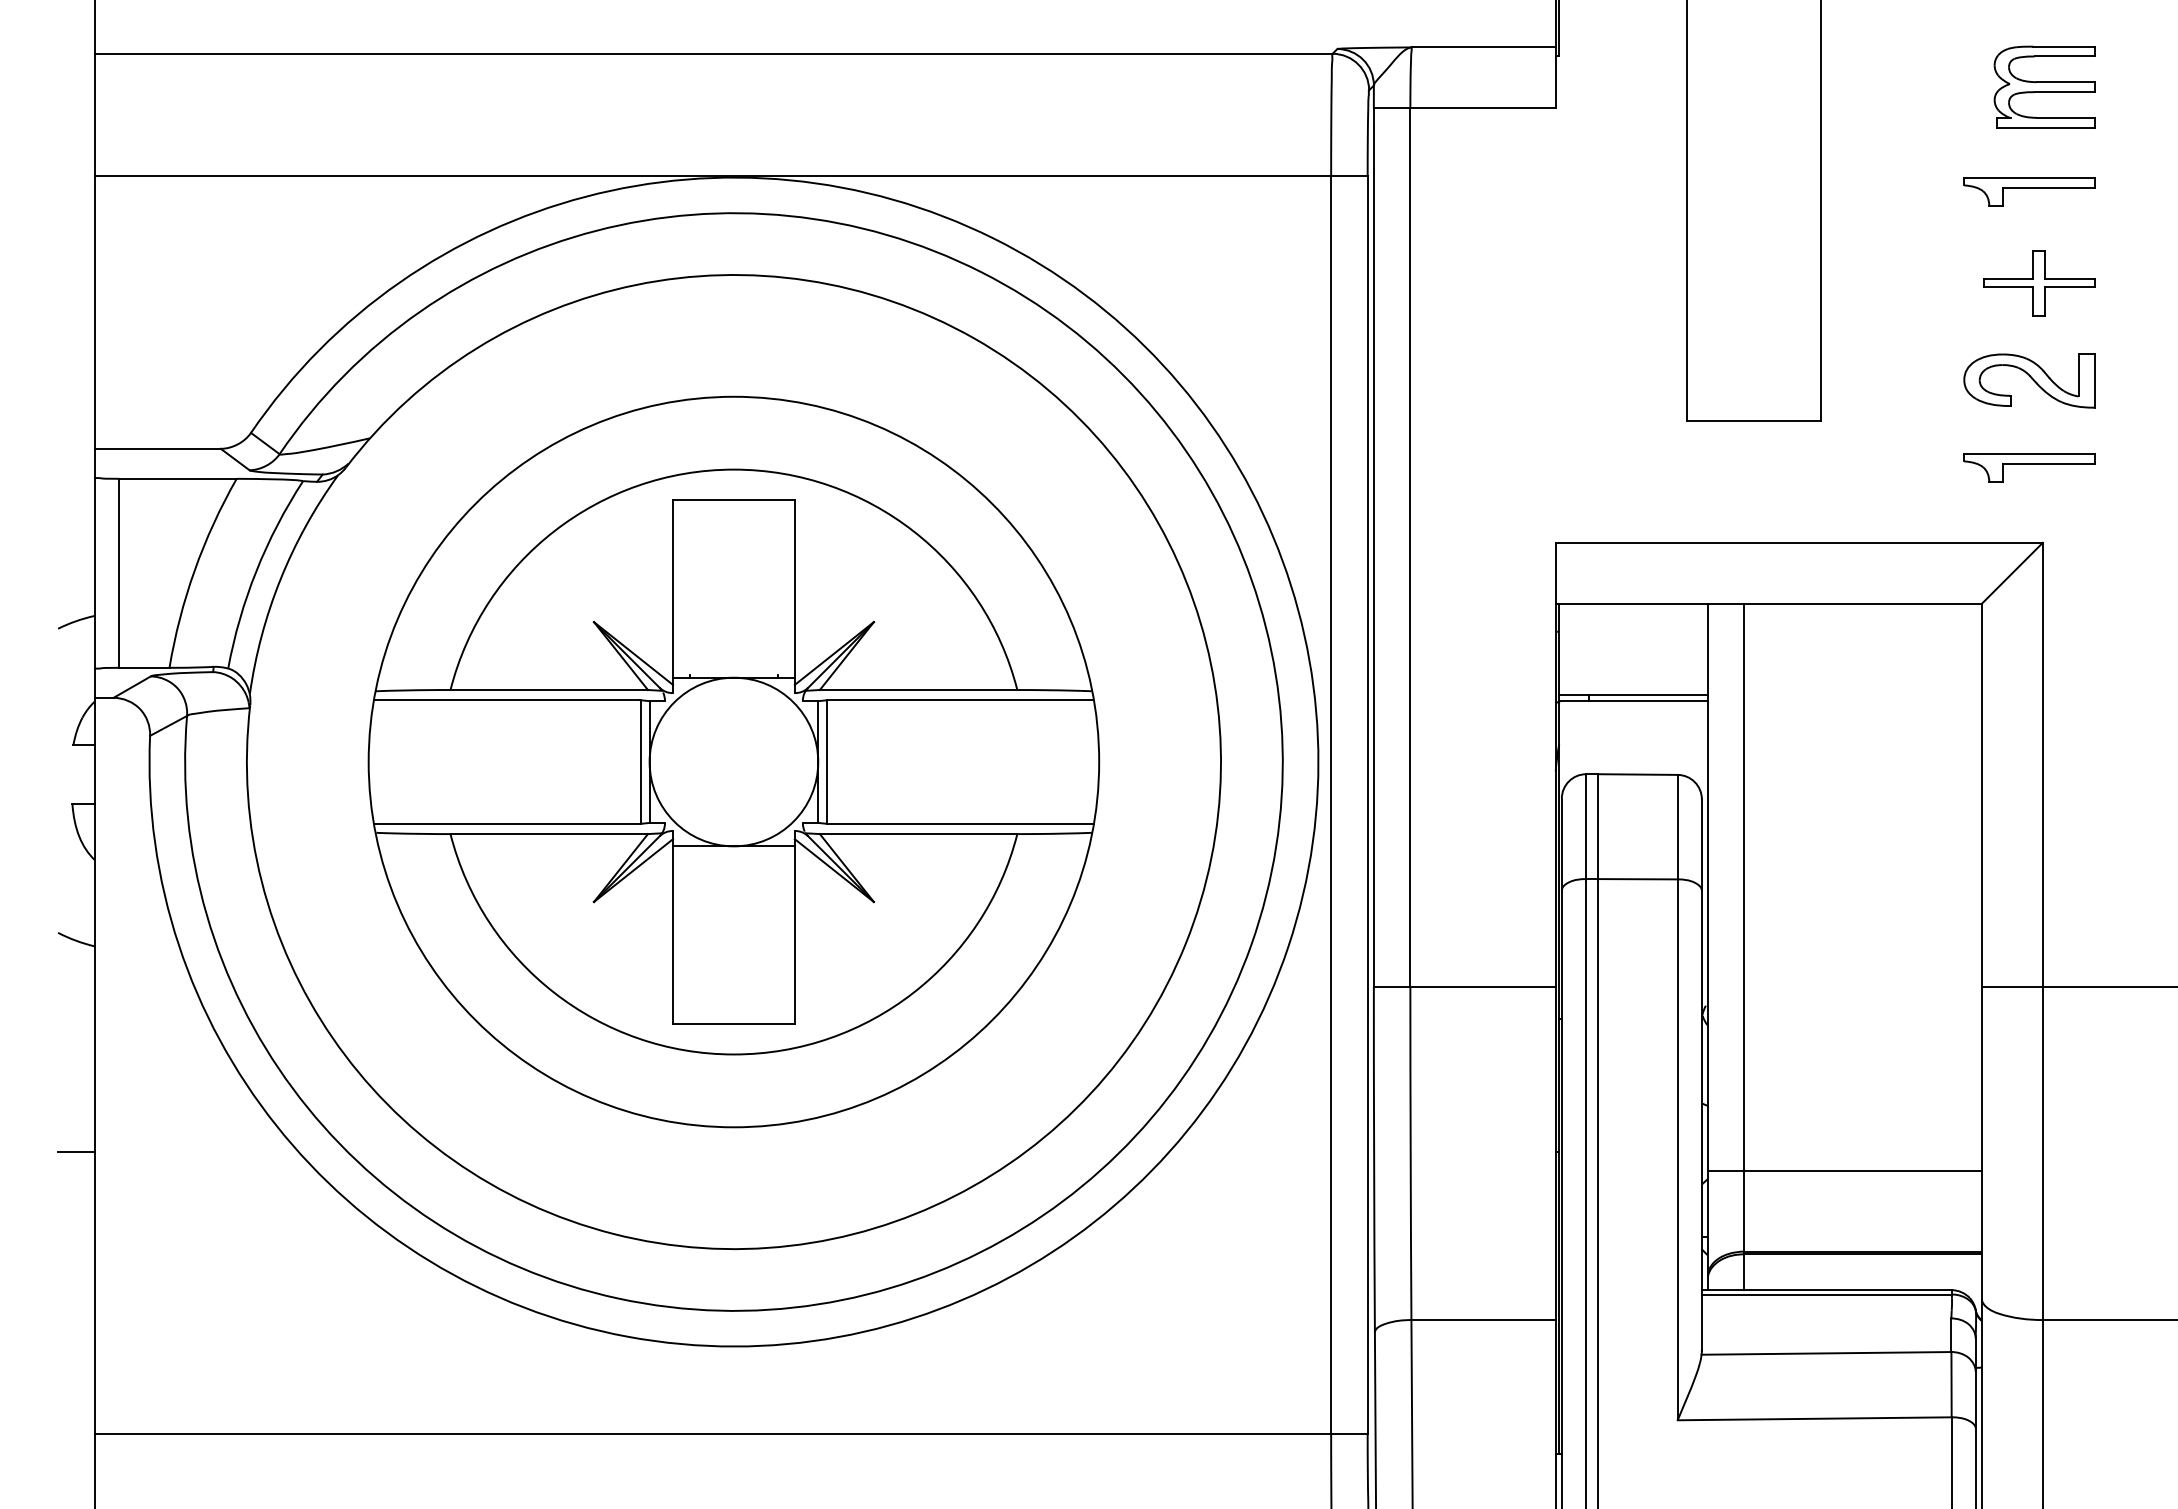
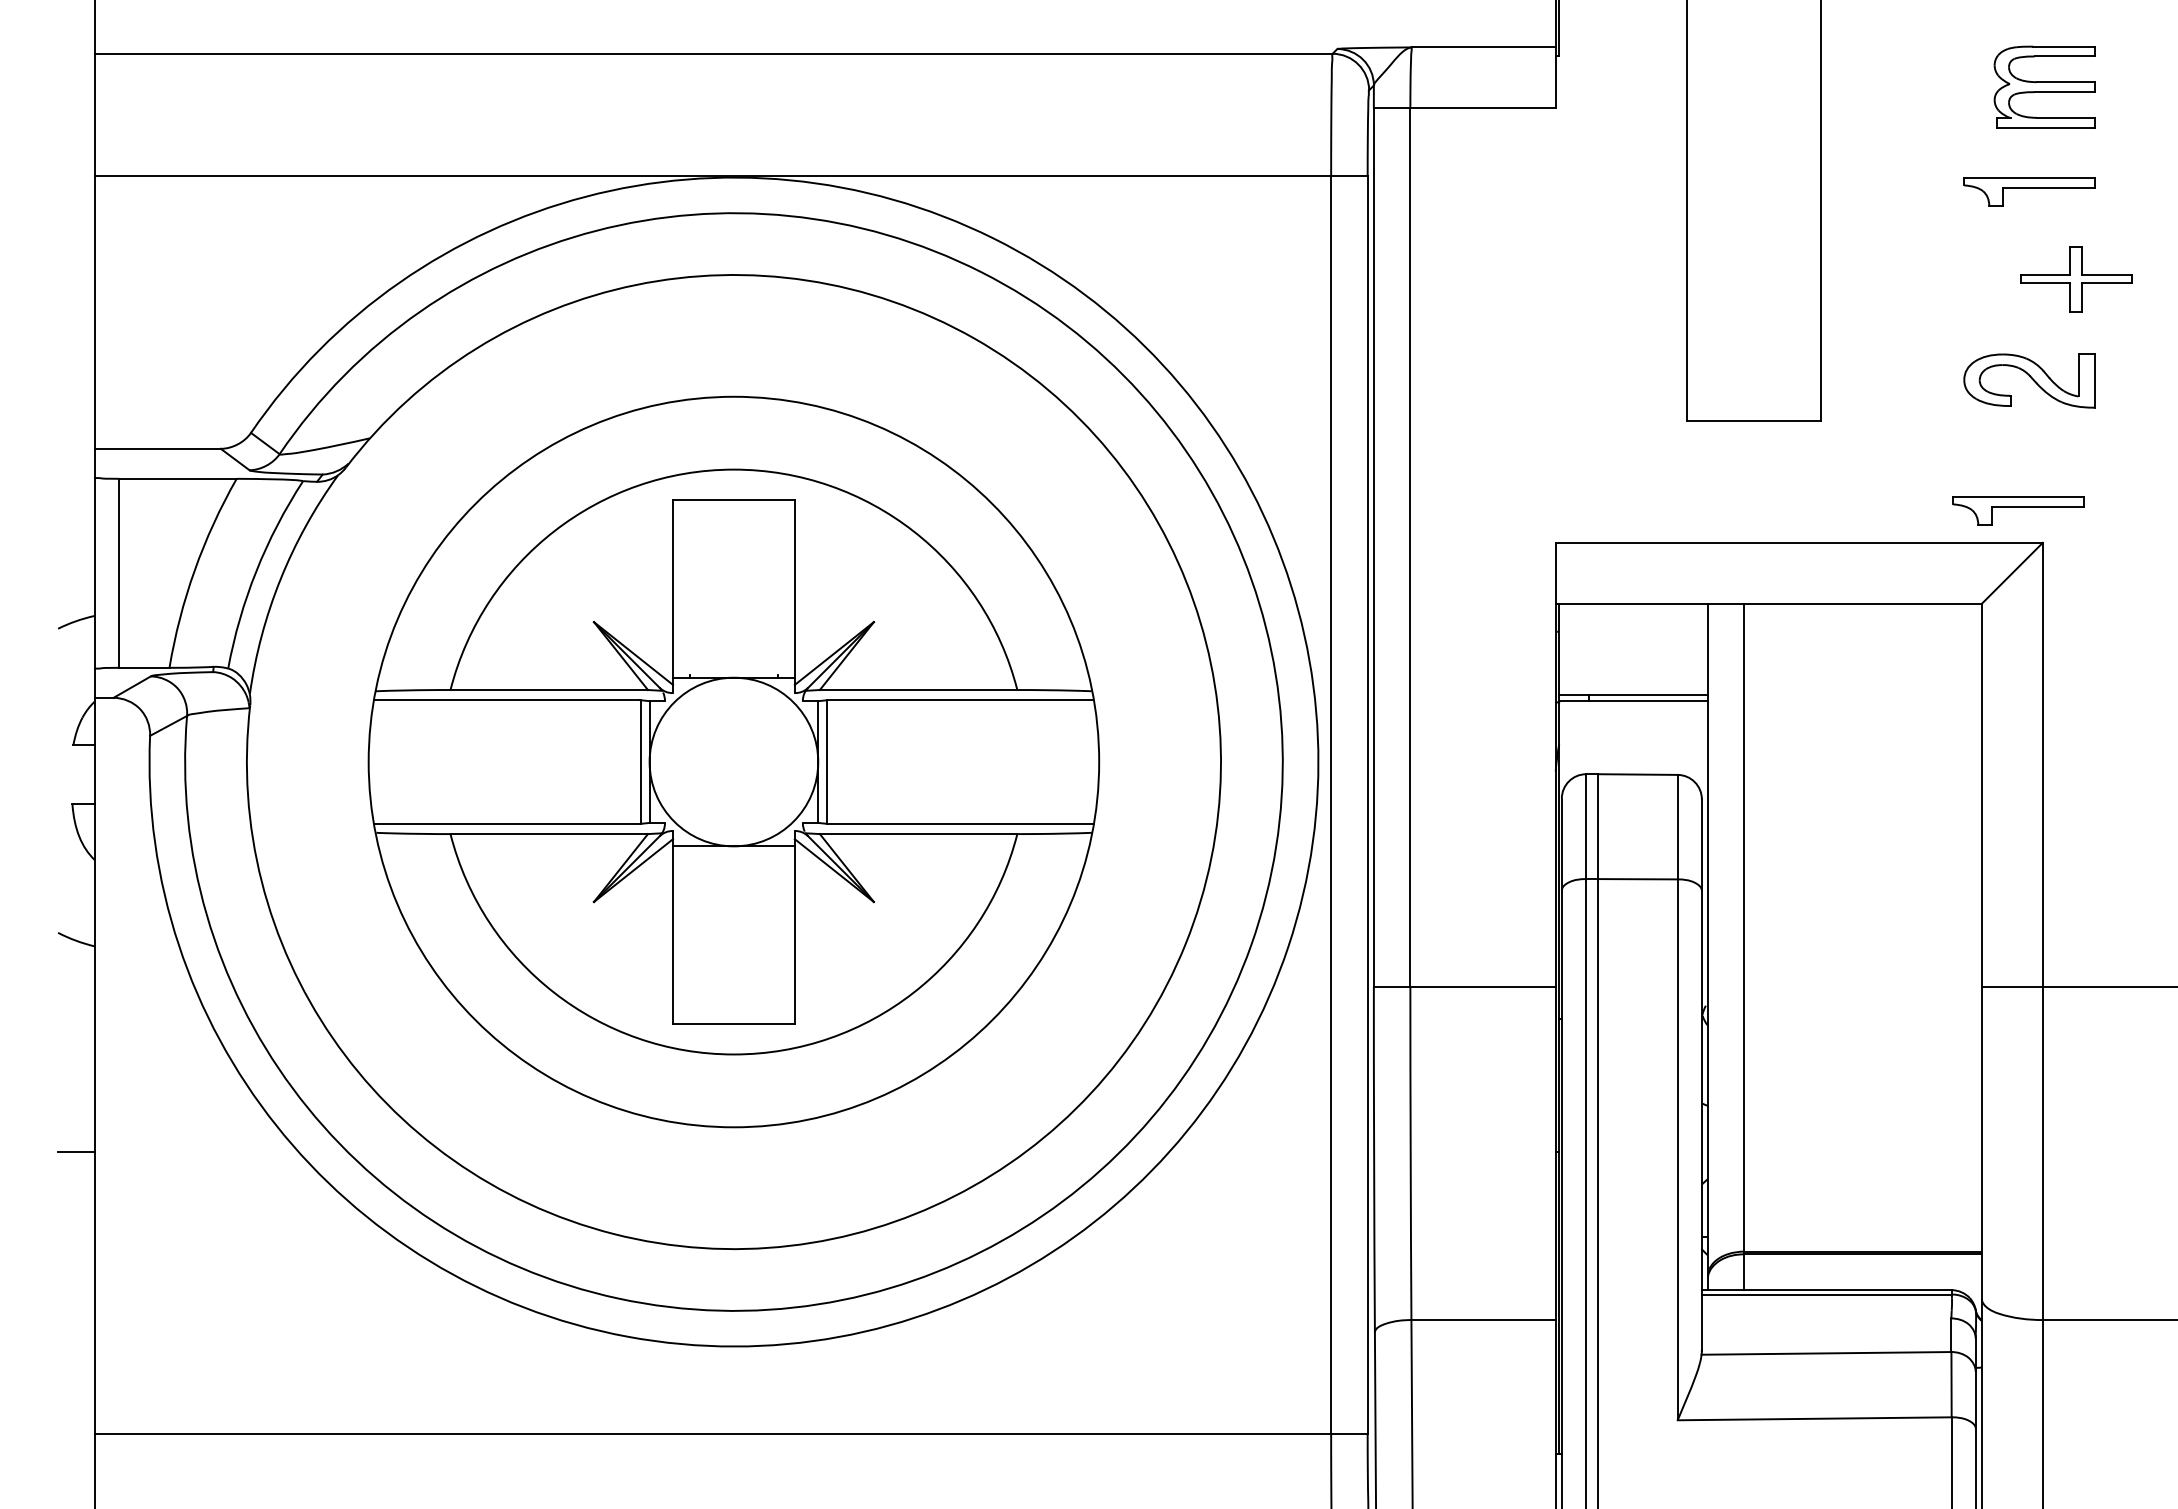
part position: (2039, 283) -> (2076, 279) (2076, 279)
part position: (2029, 467) -> (2018, 510) (2018, 510)
line: present -> none (1844, 1171)
